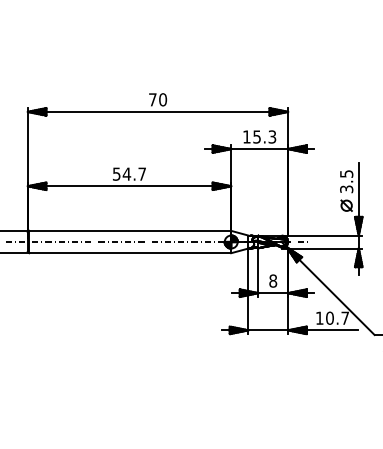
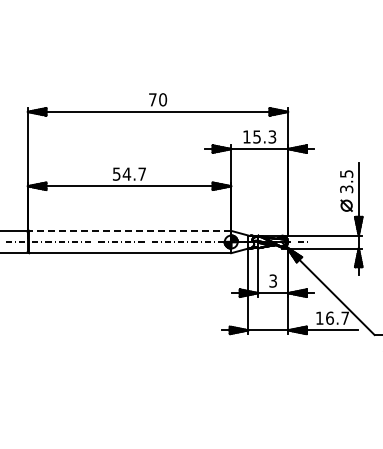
line: solid -> dashed (130, 230)
text: 8 -> 3 (273, 280)
text: 10.7 -> 16.7 (330, 317)
